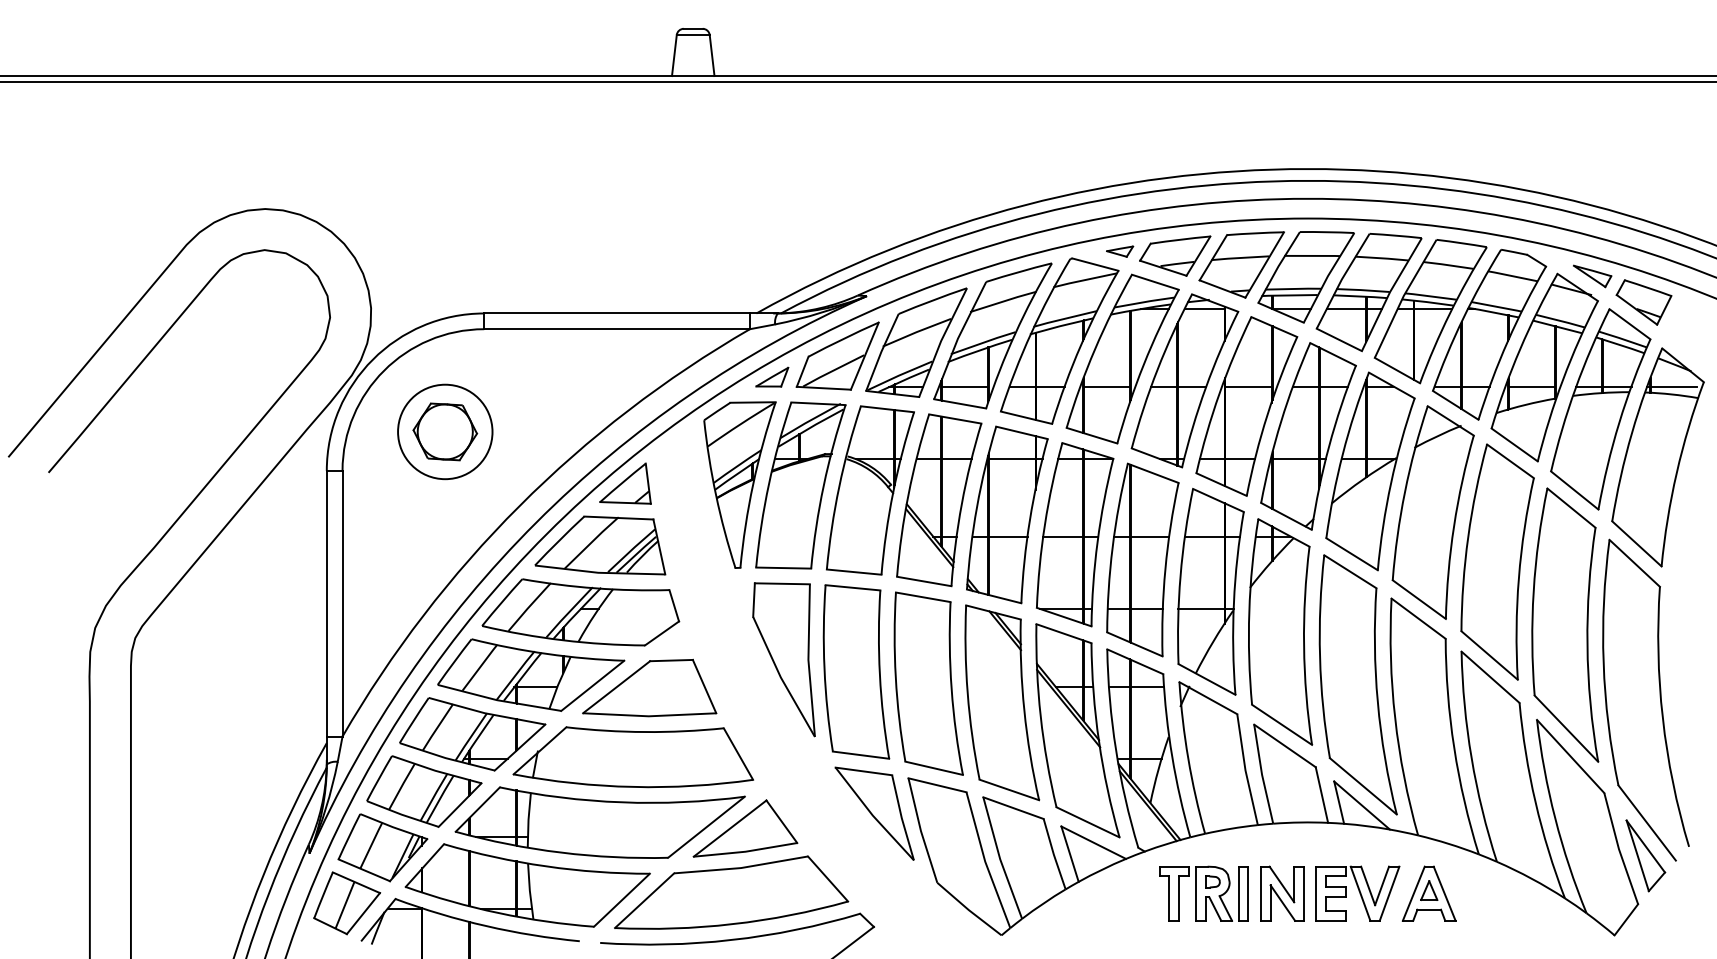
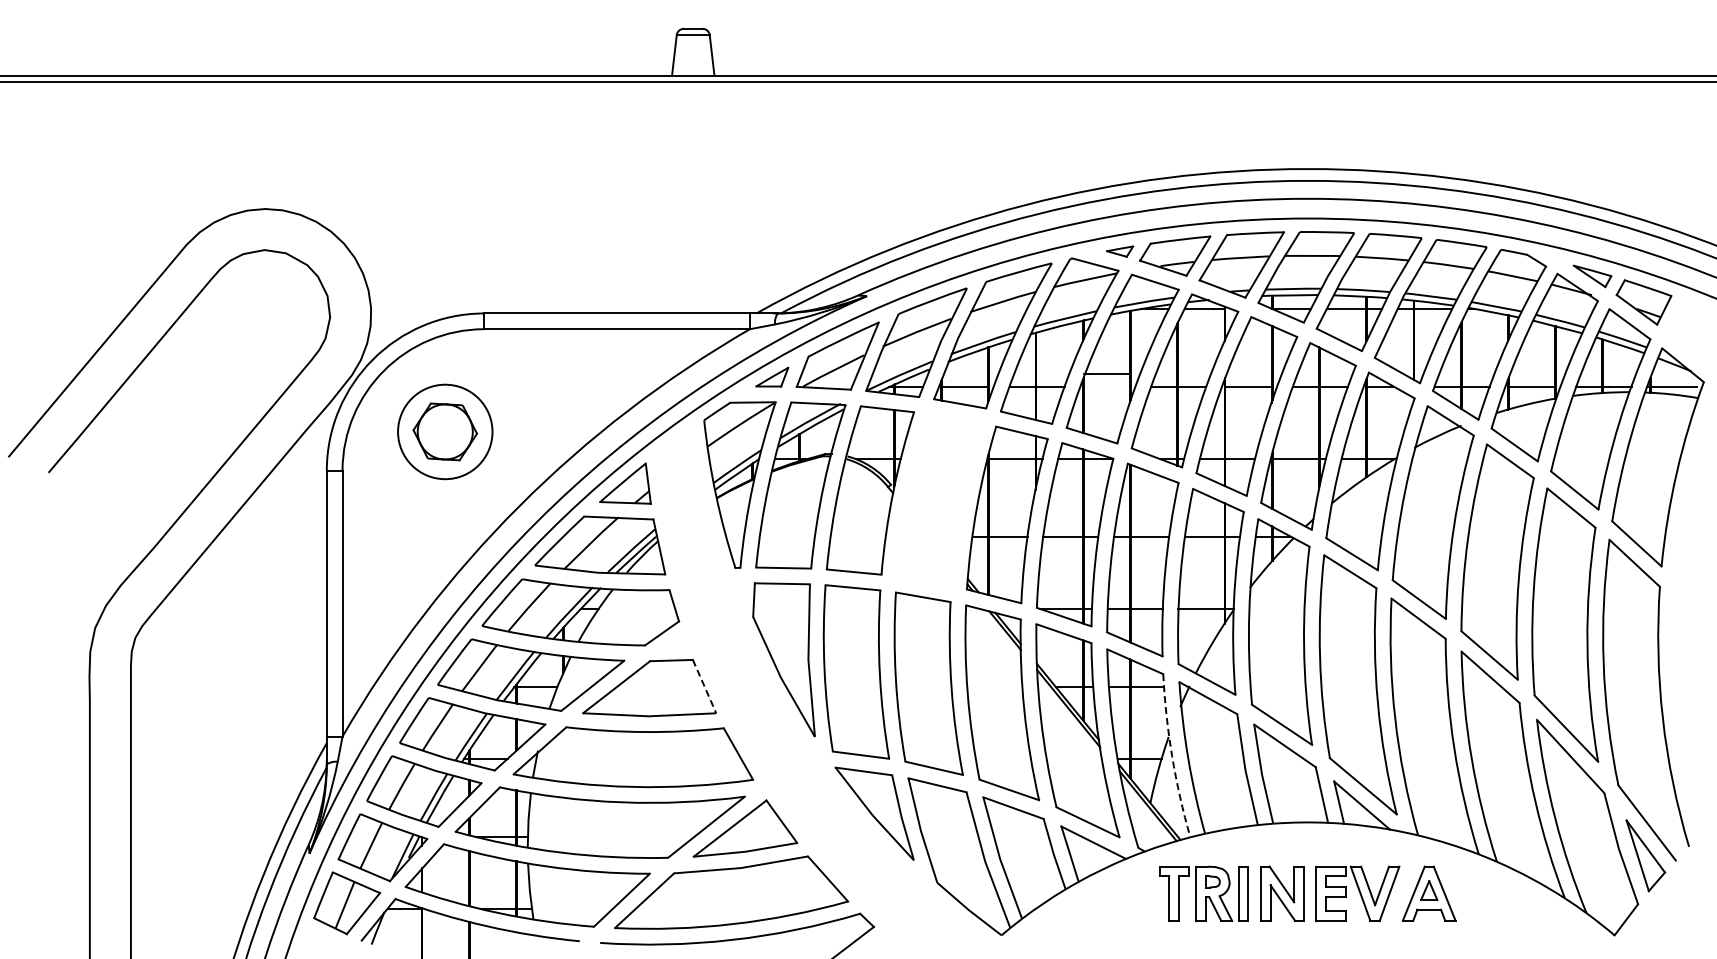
line position: (1106, 386) -> (1106, 373) (1106, 373)
part: present -> none (939, 500)
line: solid -> dashed (704, 687)
arc: solid -> dashed (1172, 756)
